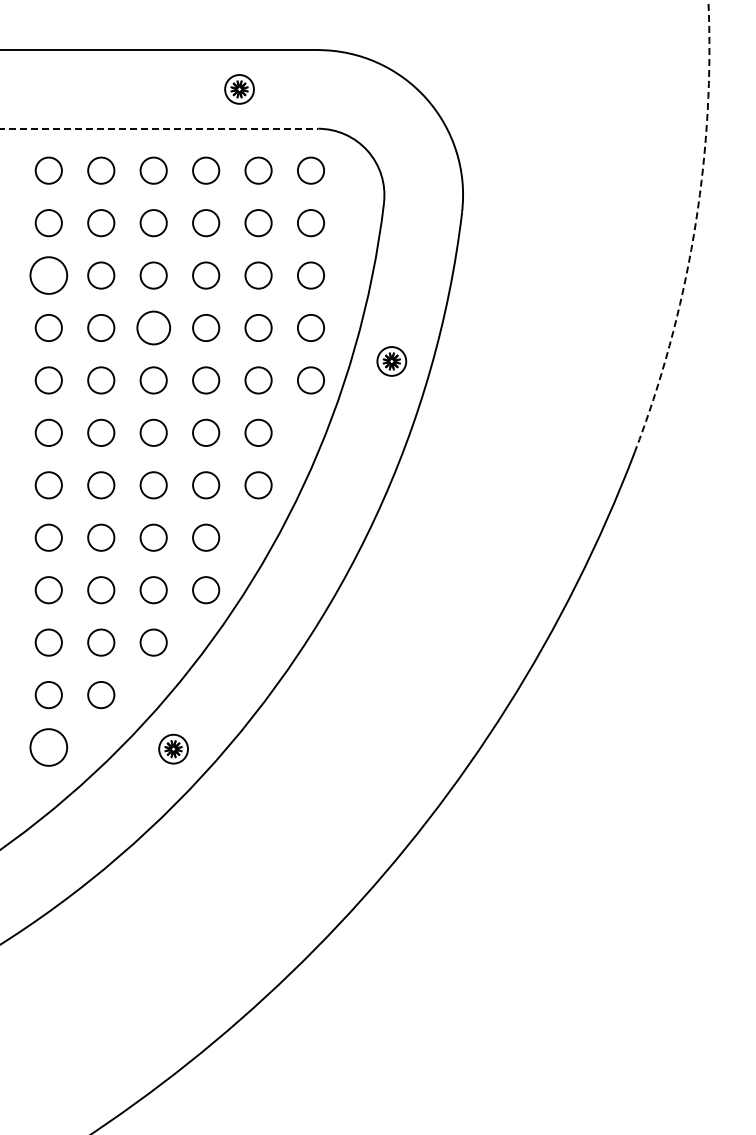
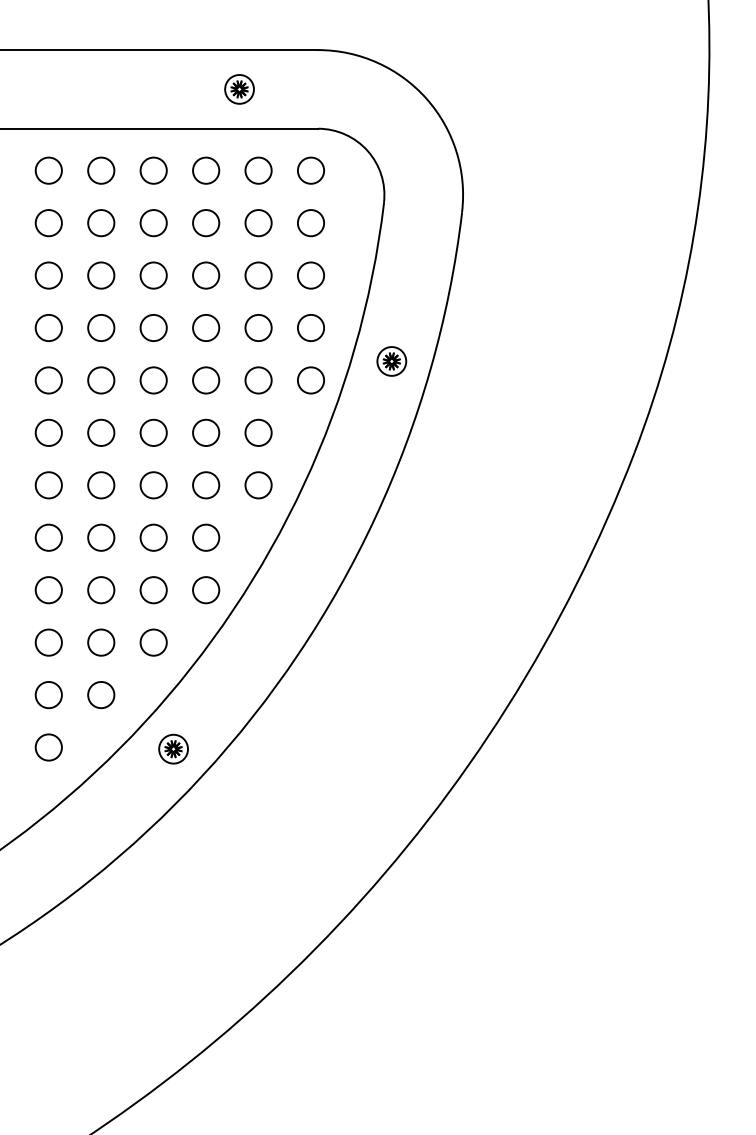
line: dashed -> solid (159, 128)
arc: dashed -> solid (694, 232)
circle diameter: 37 px -> 26 px (48, 275)
circle size: 35x36 px -> 29x28 px (153, 327)
circle diameter: 37 px -> 26 px (48, 747)
